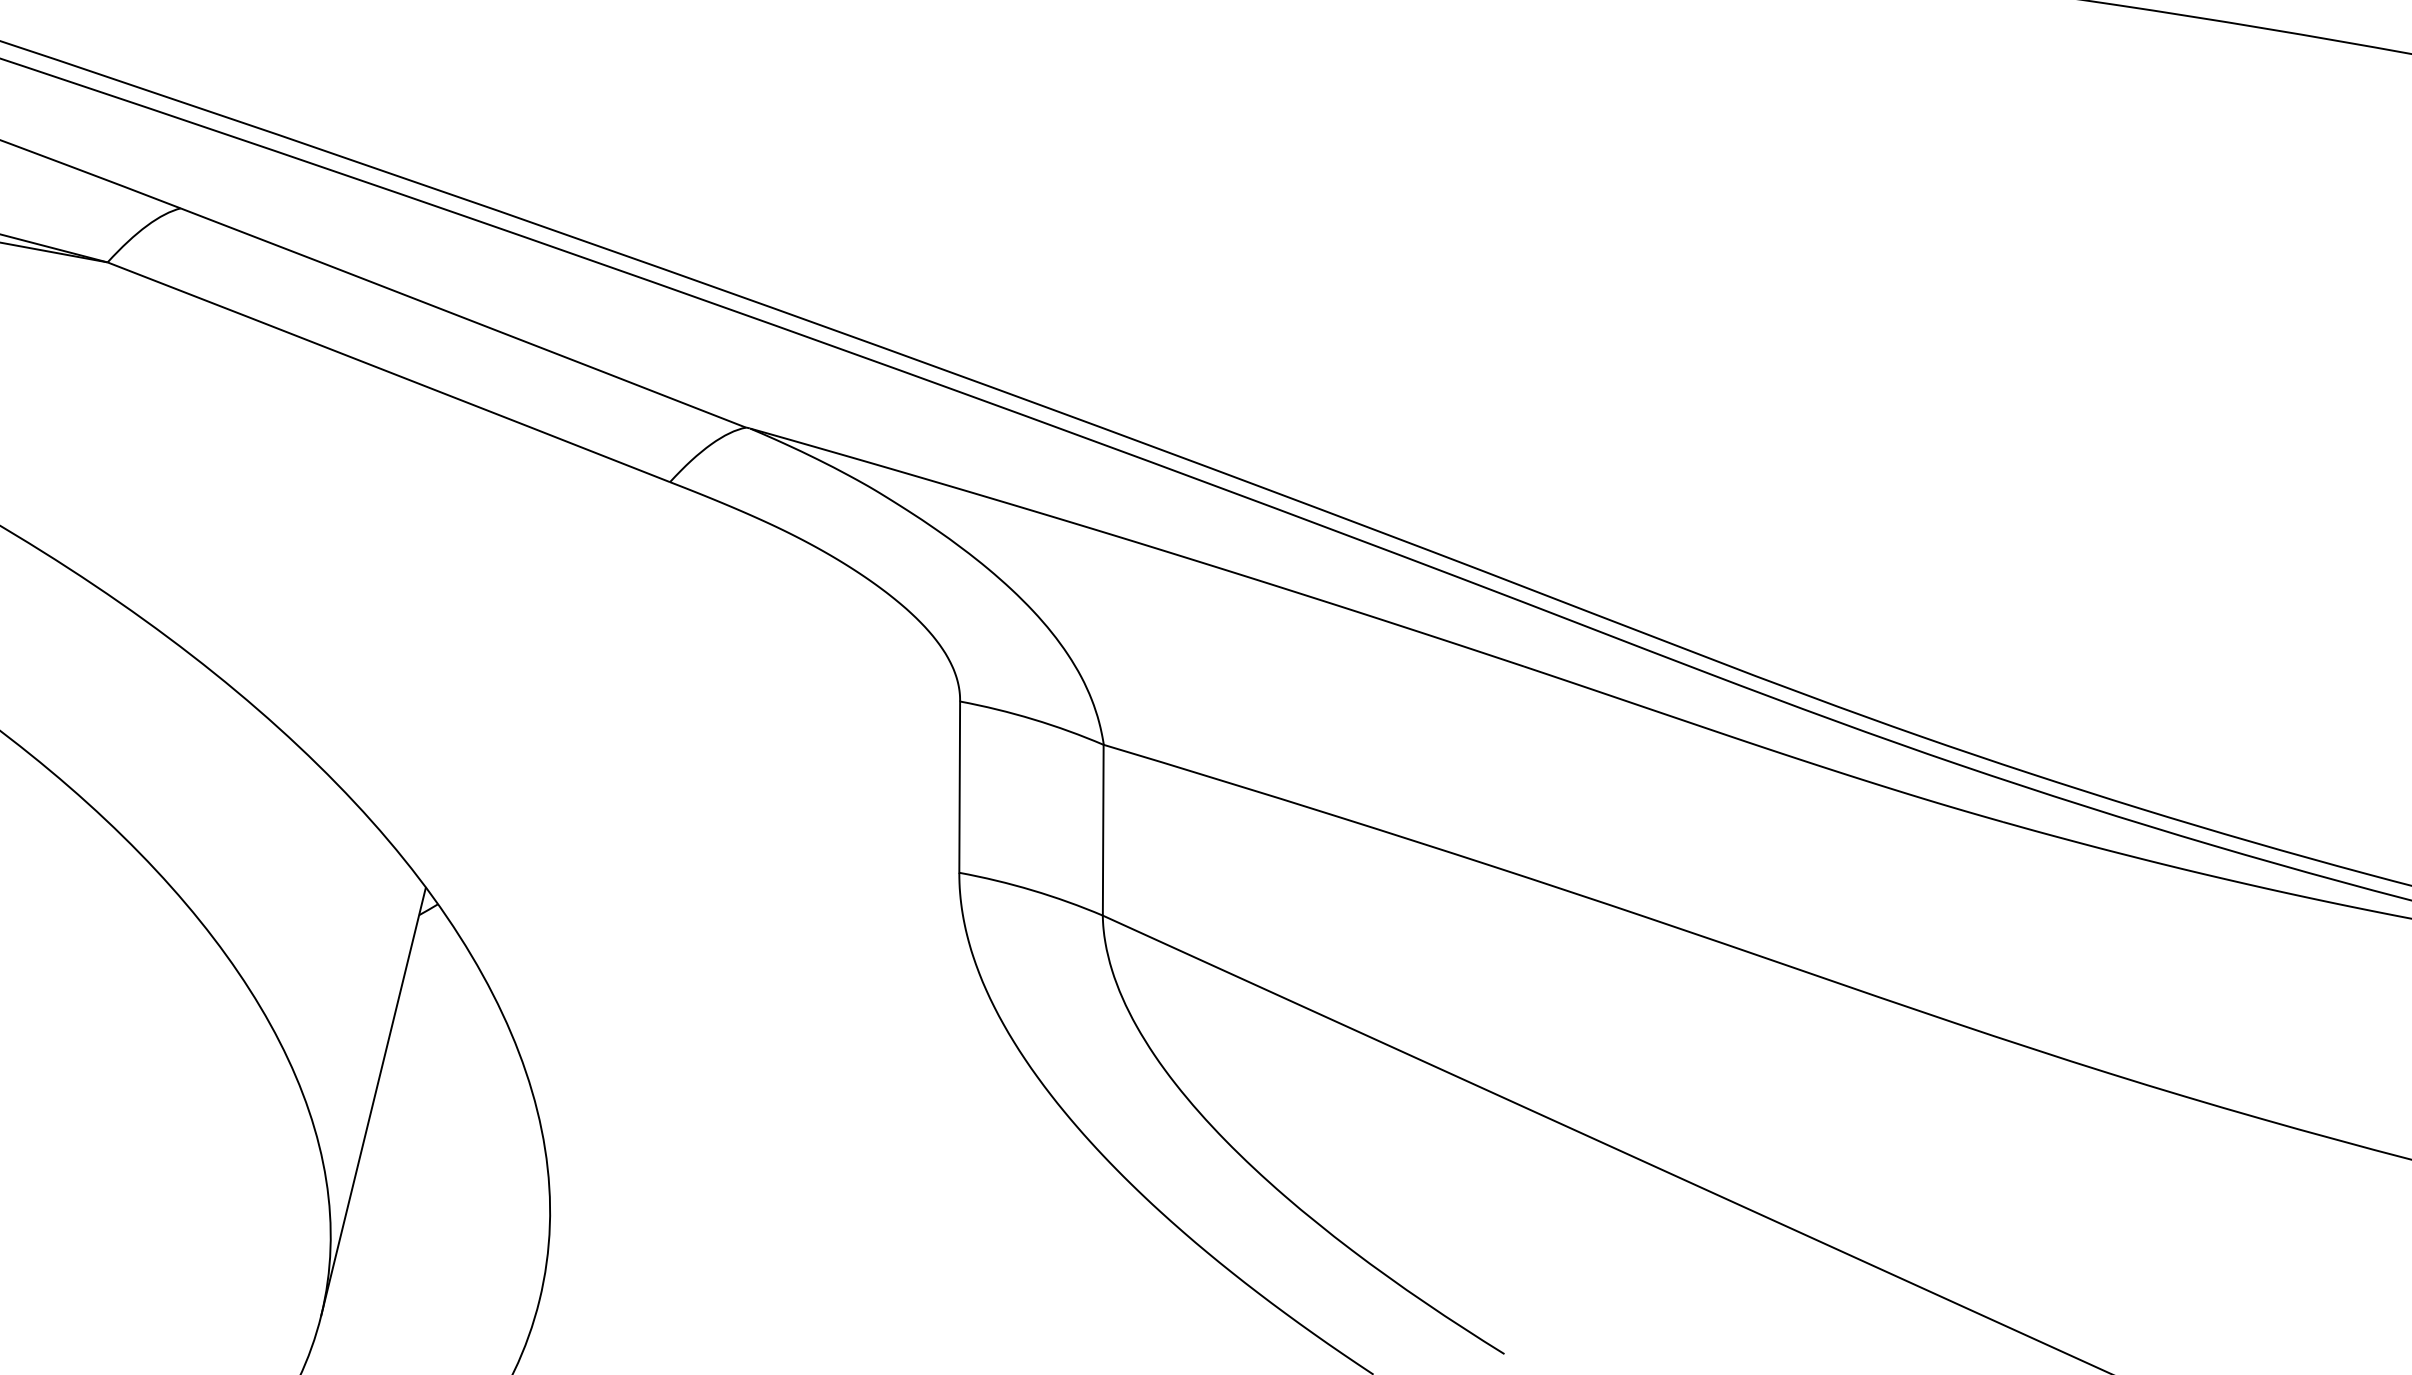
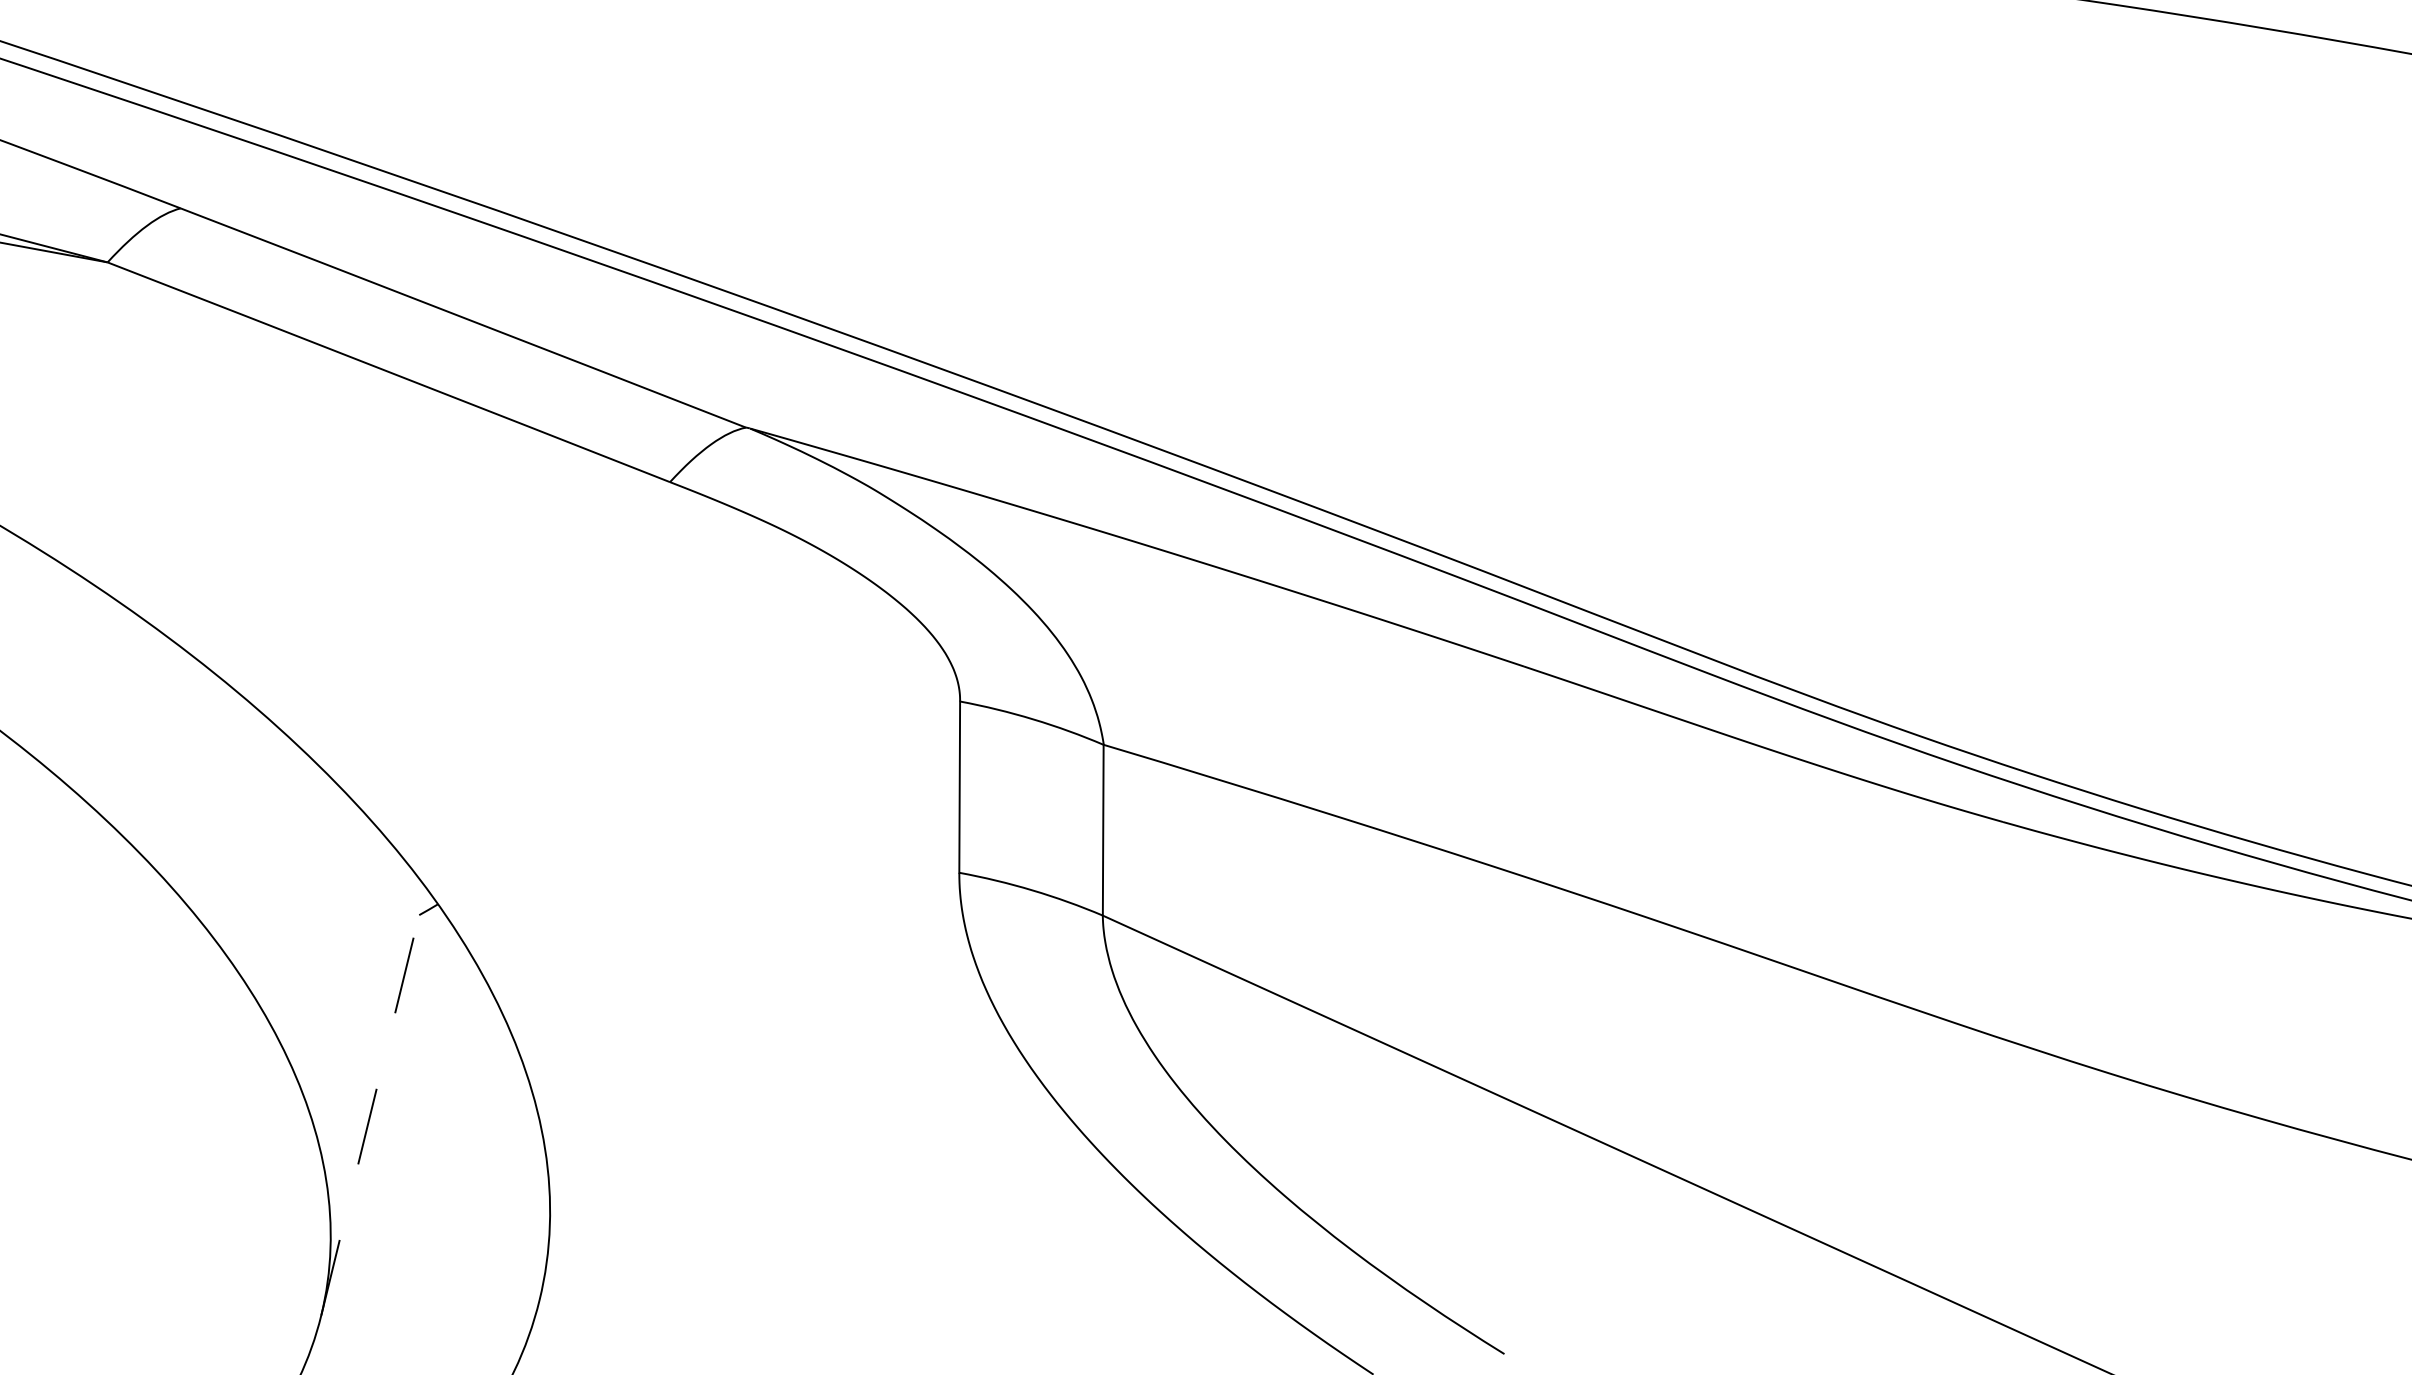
line: solid -> dashed (373, 1101)
